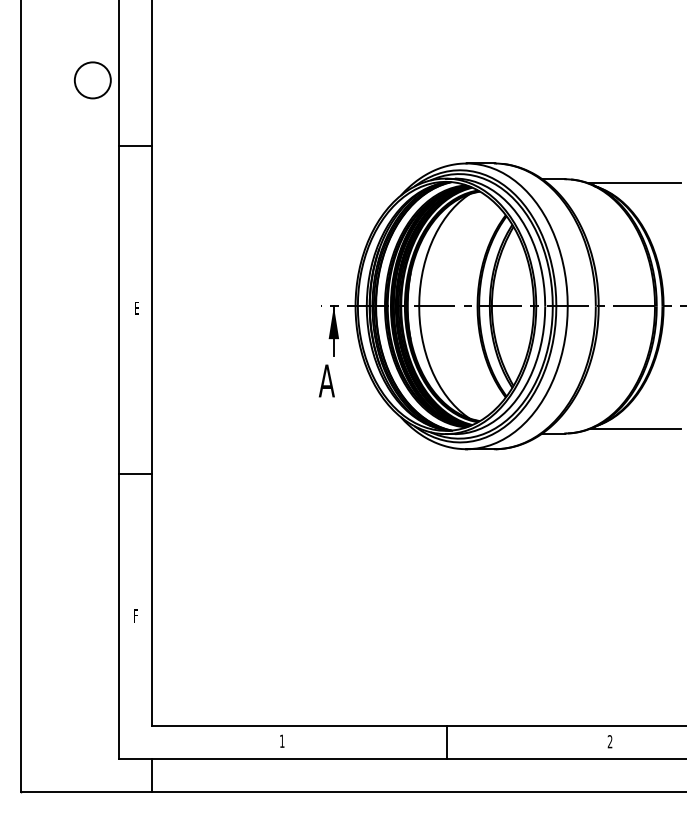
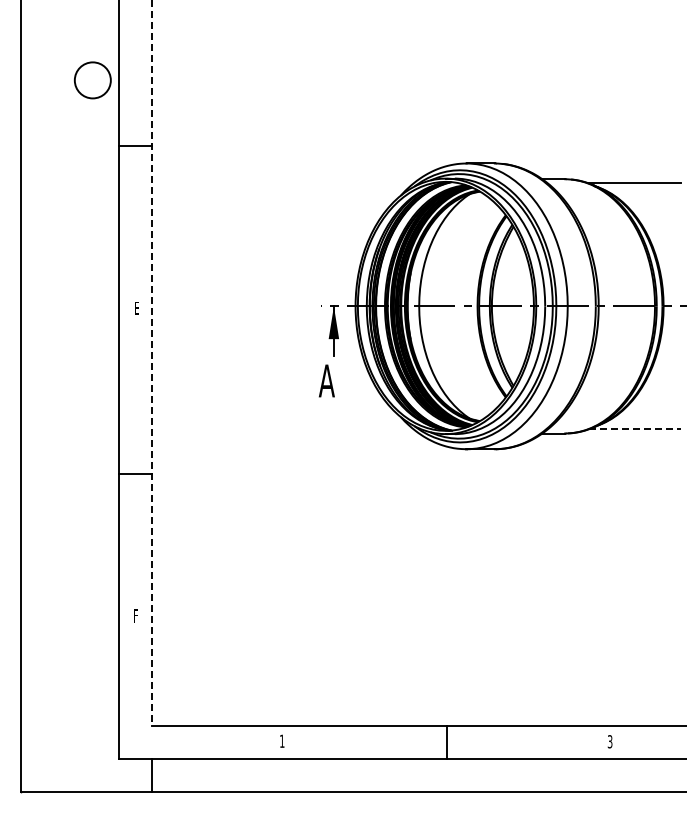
line: solid -> dashed (151, 363)
line: solid -> dashed (634, 429)
text: 2 -> 3 (609, 741)
